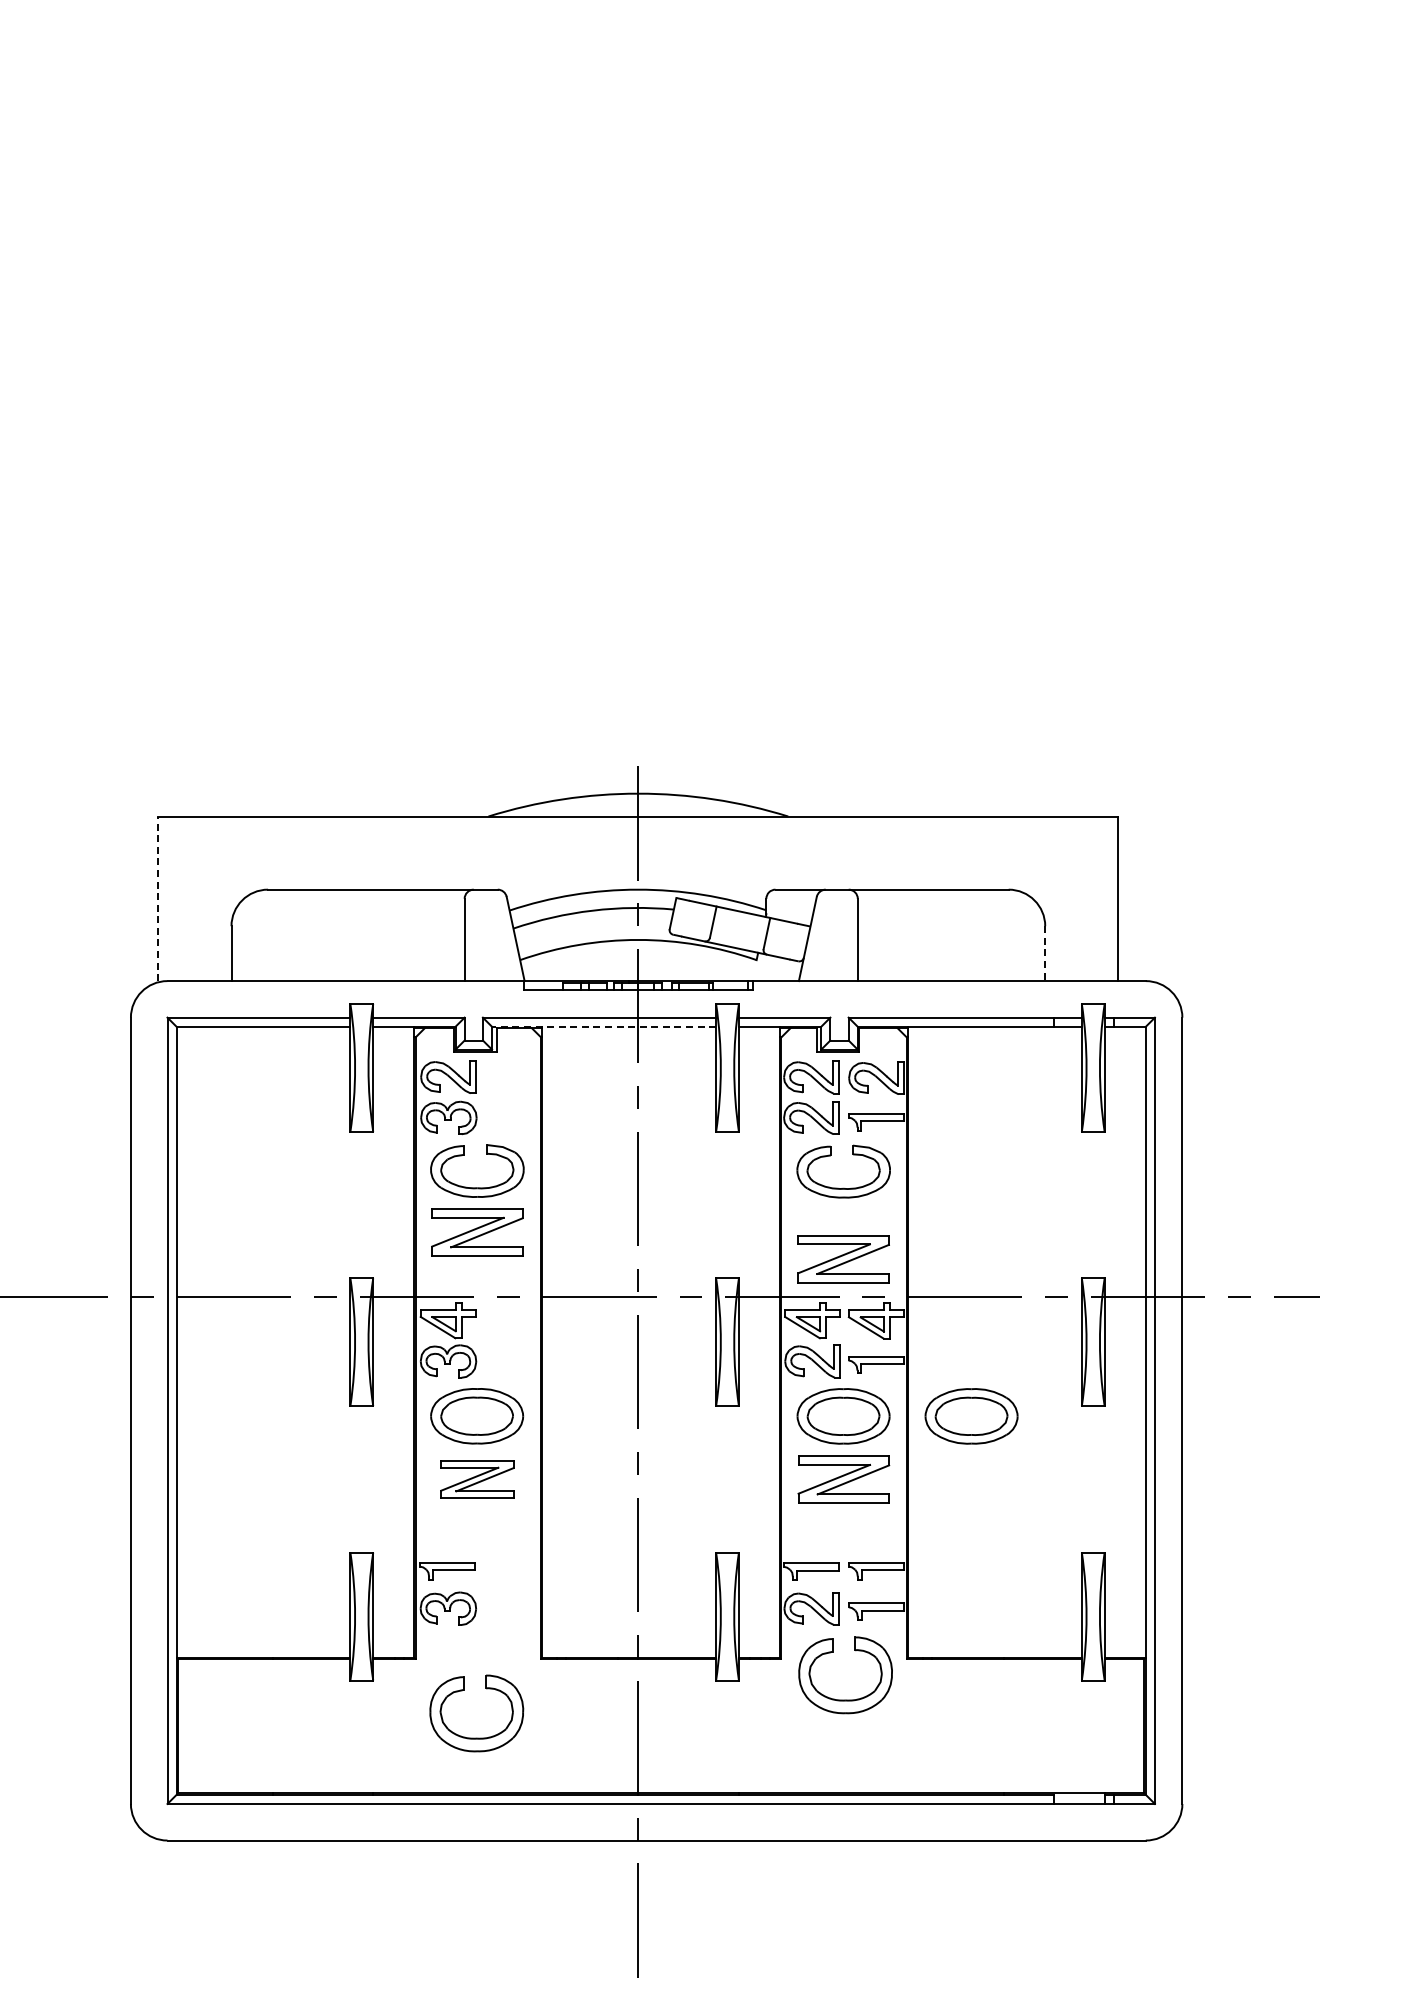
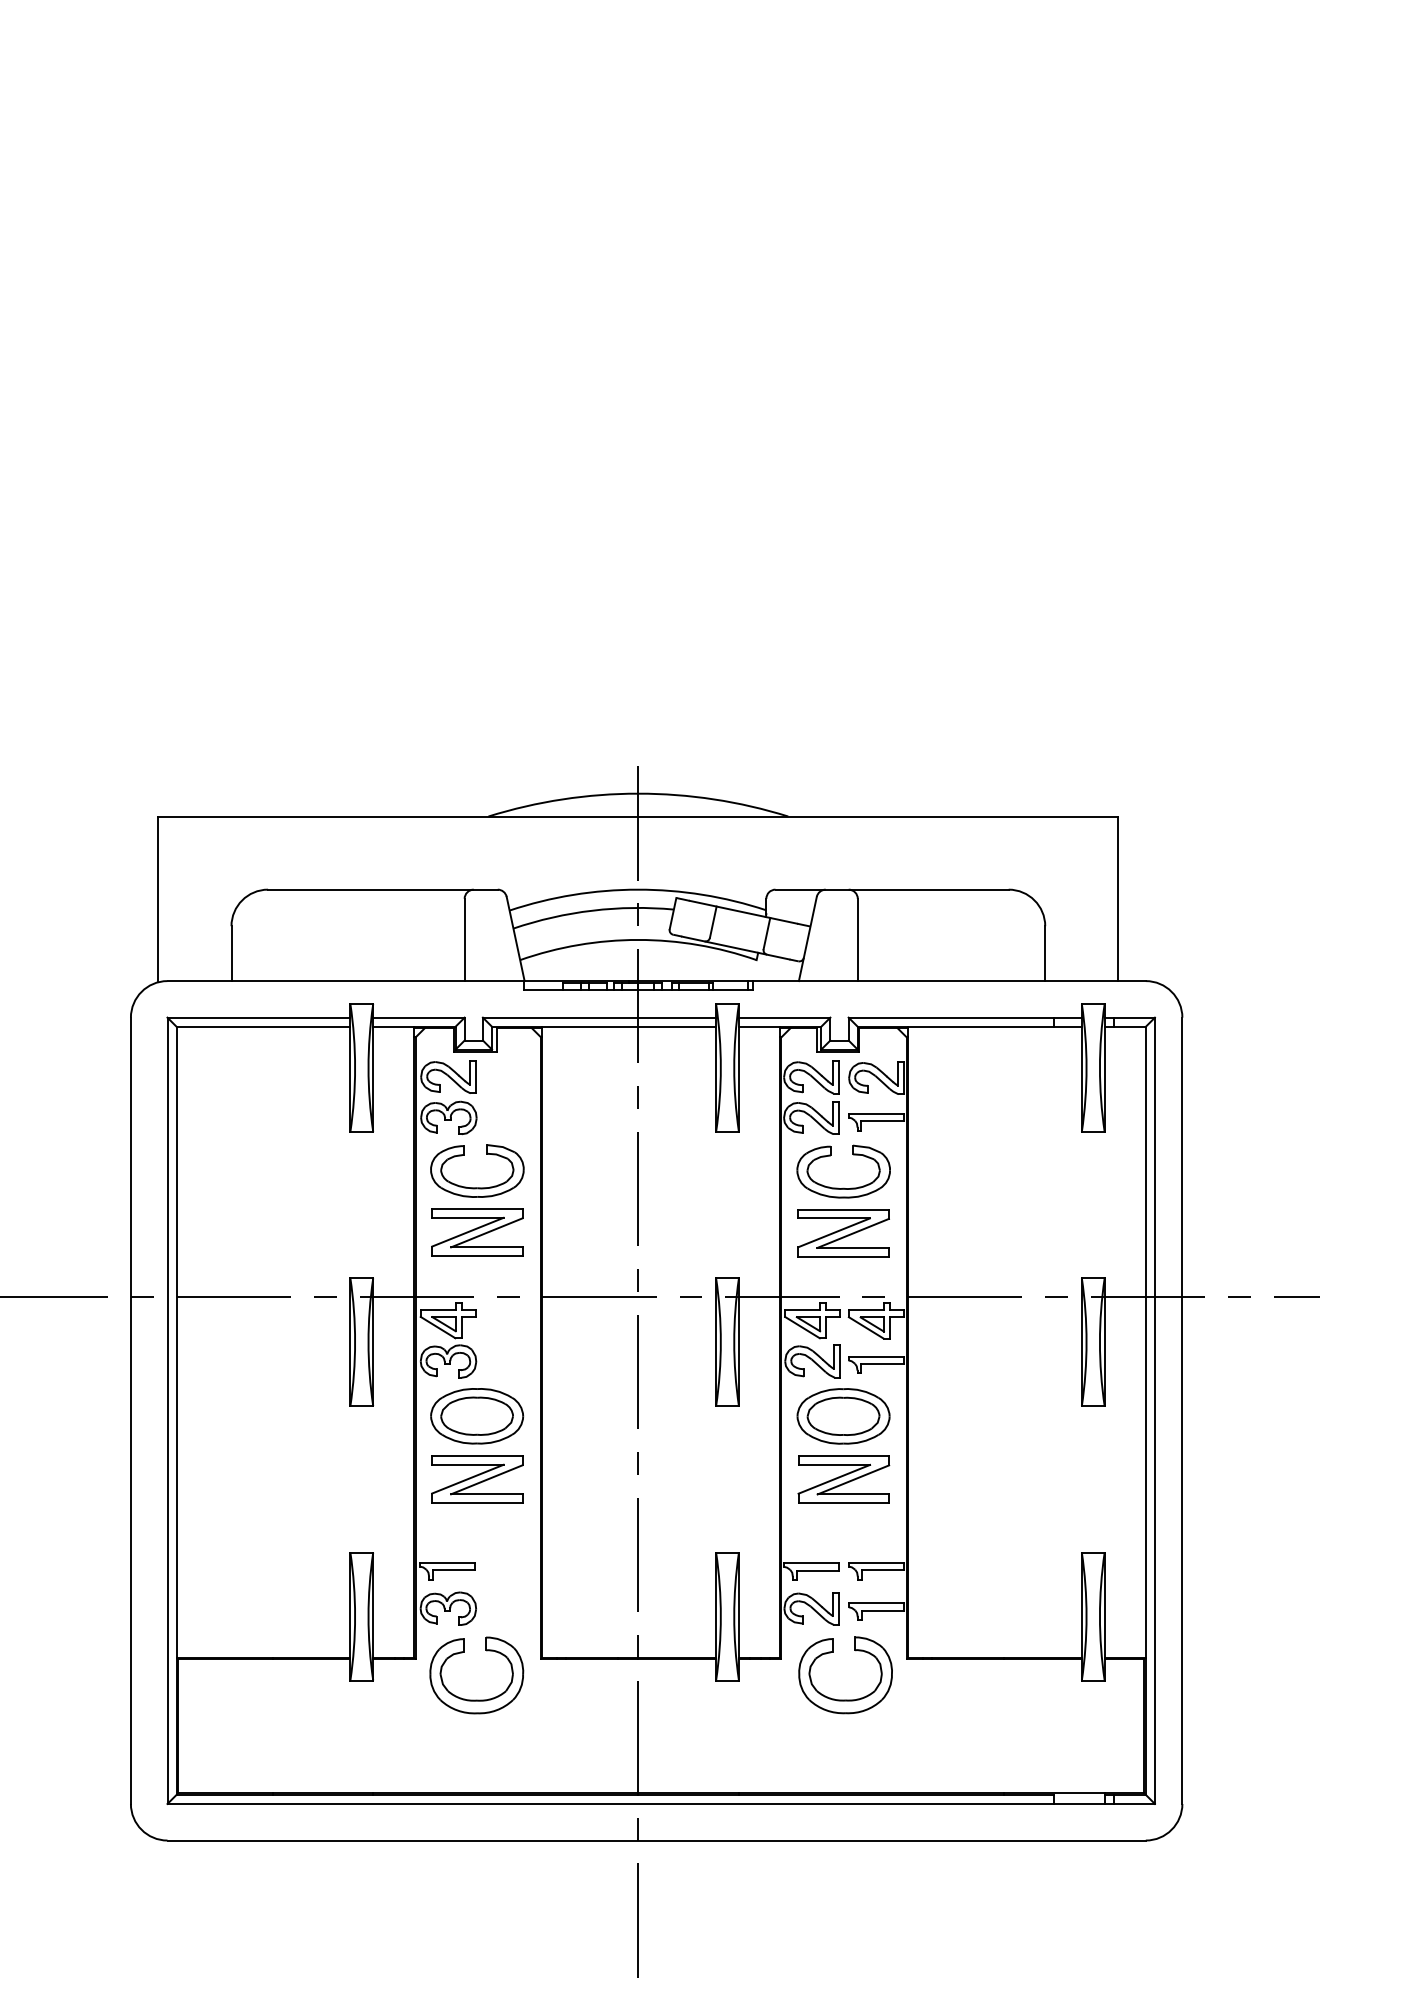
line: dashed -> solid (158, 898)
line: dashed -> solid (1045, 954)
line: dashed -> solid (603, 1026)
part position: (843, 1259) -> (843, 1233) (843, 1233)
part: present -> none (971, 1416)
part size: 75x39 px -> 93x49 px (477, 1479)
part position: (476, 1737) -> (476, 1699) (476, 1699)
